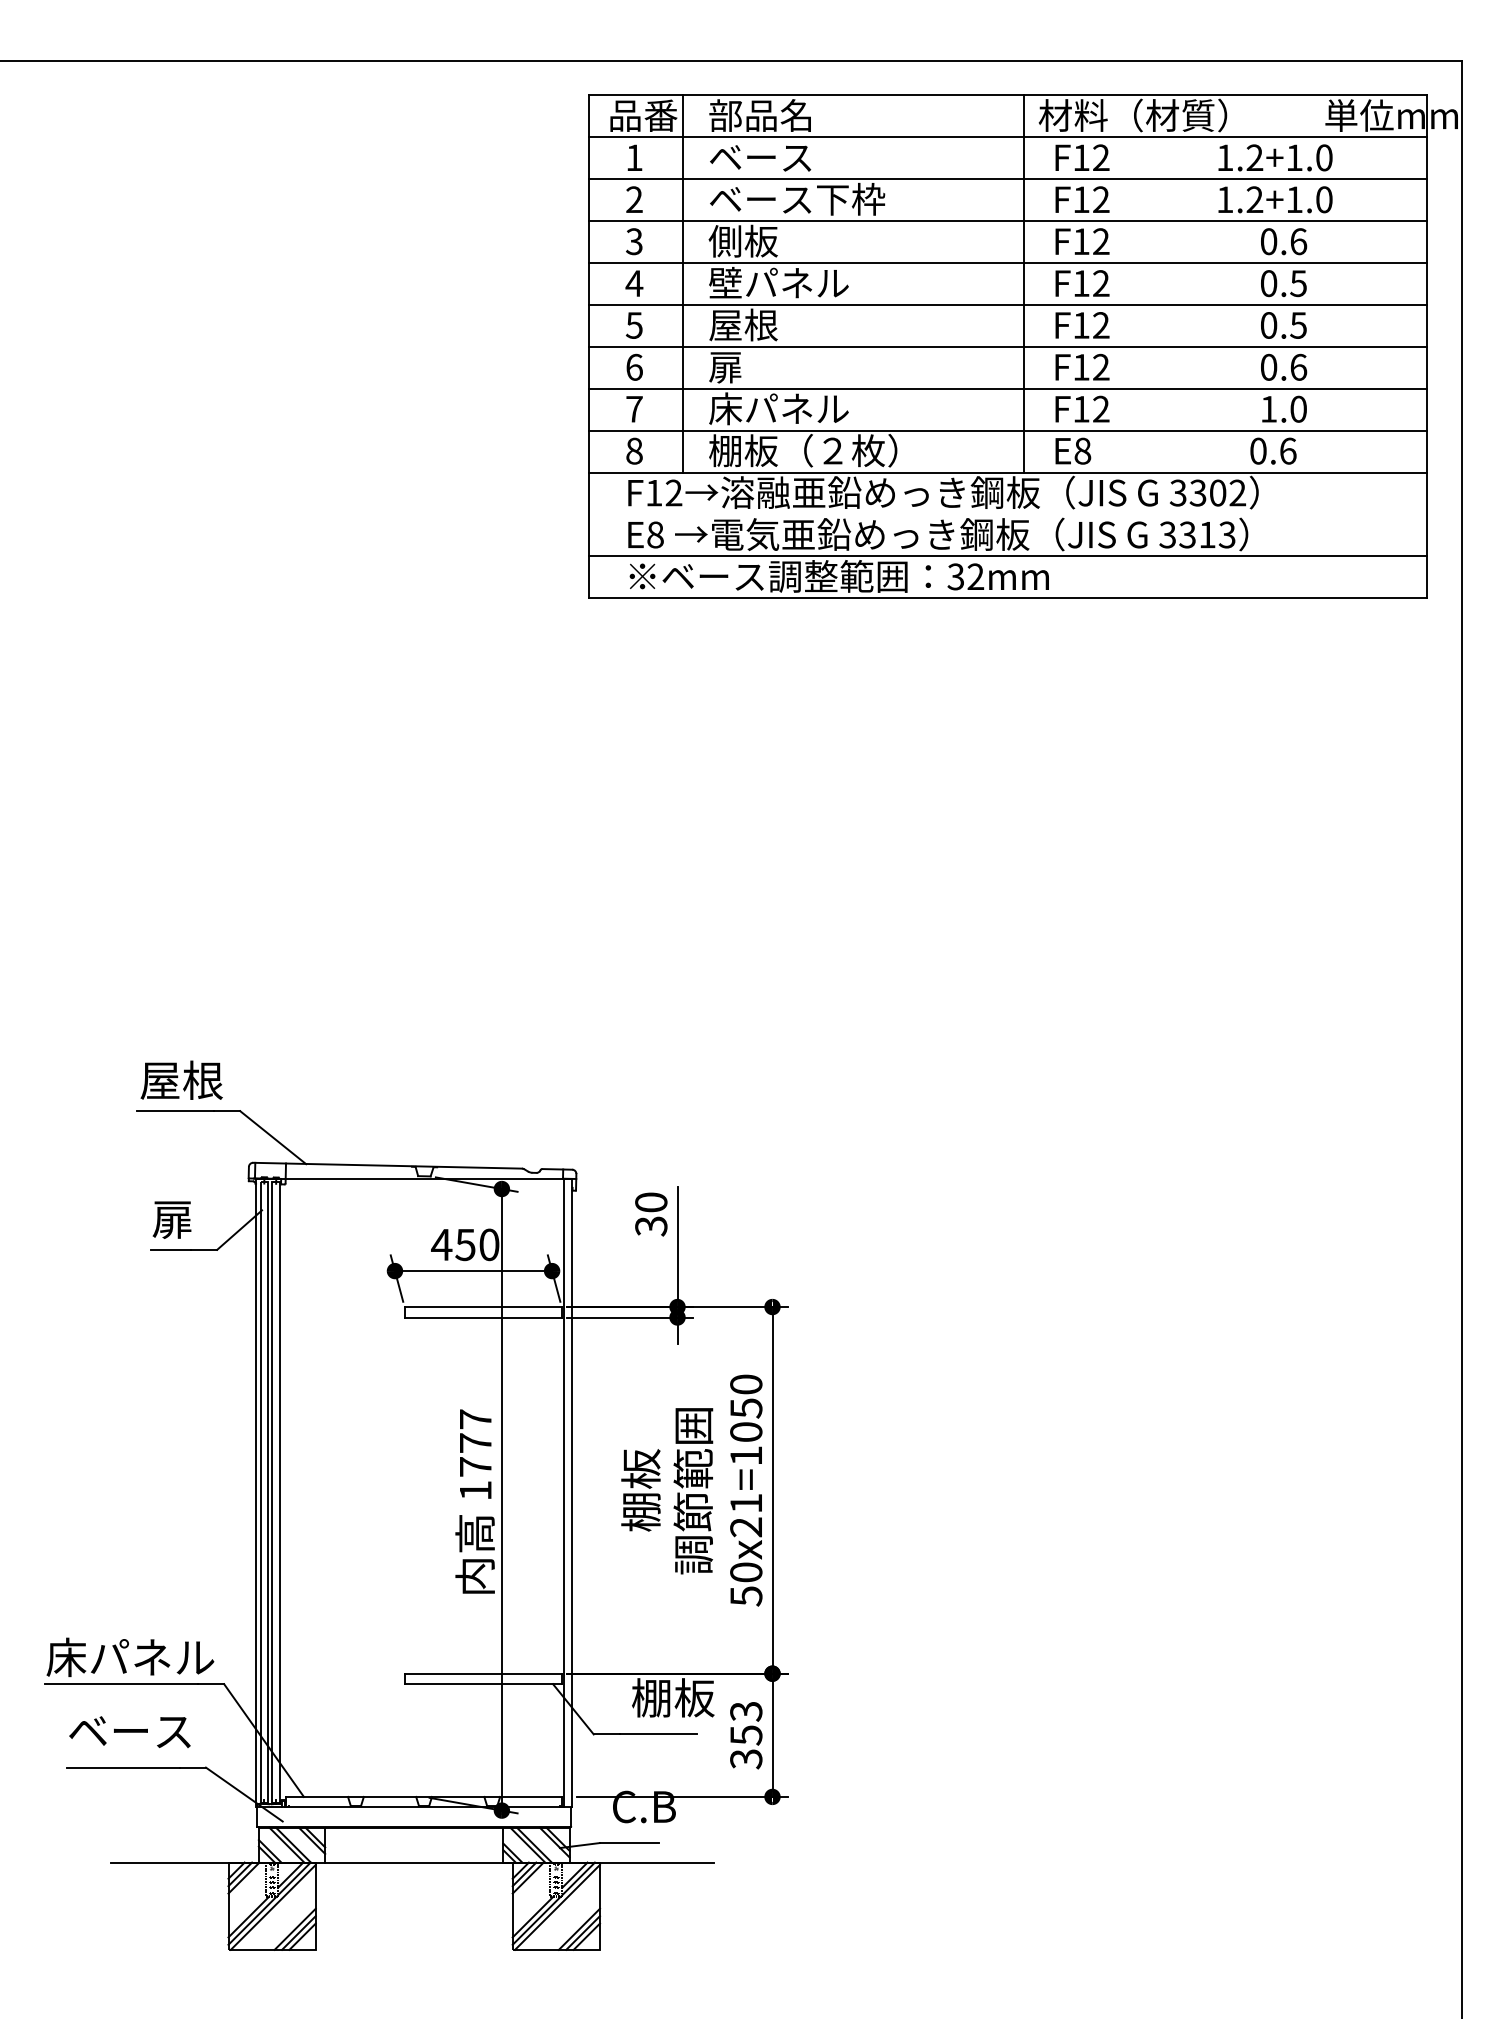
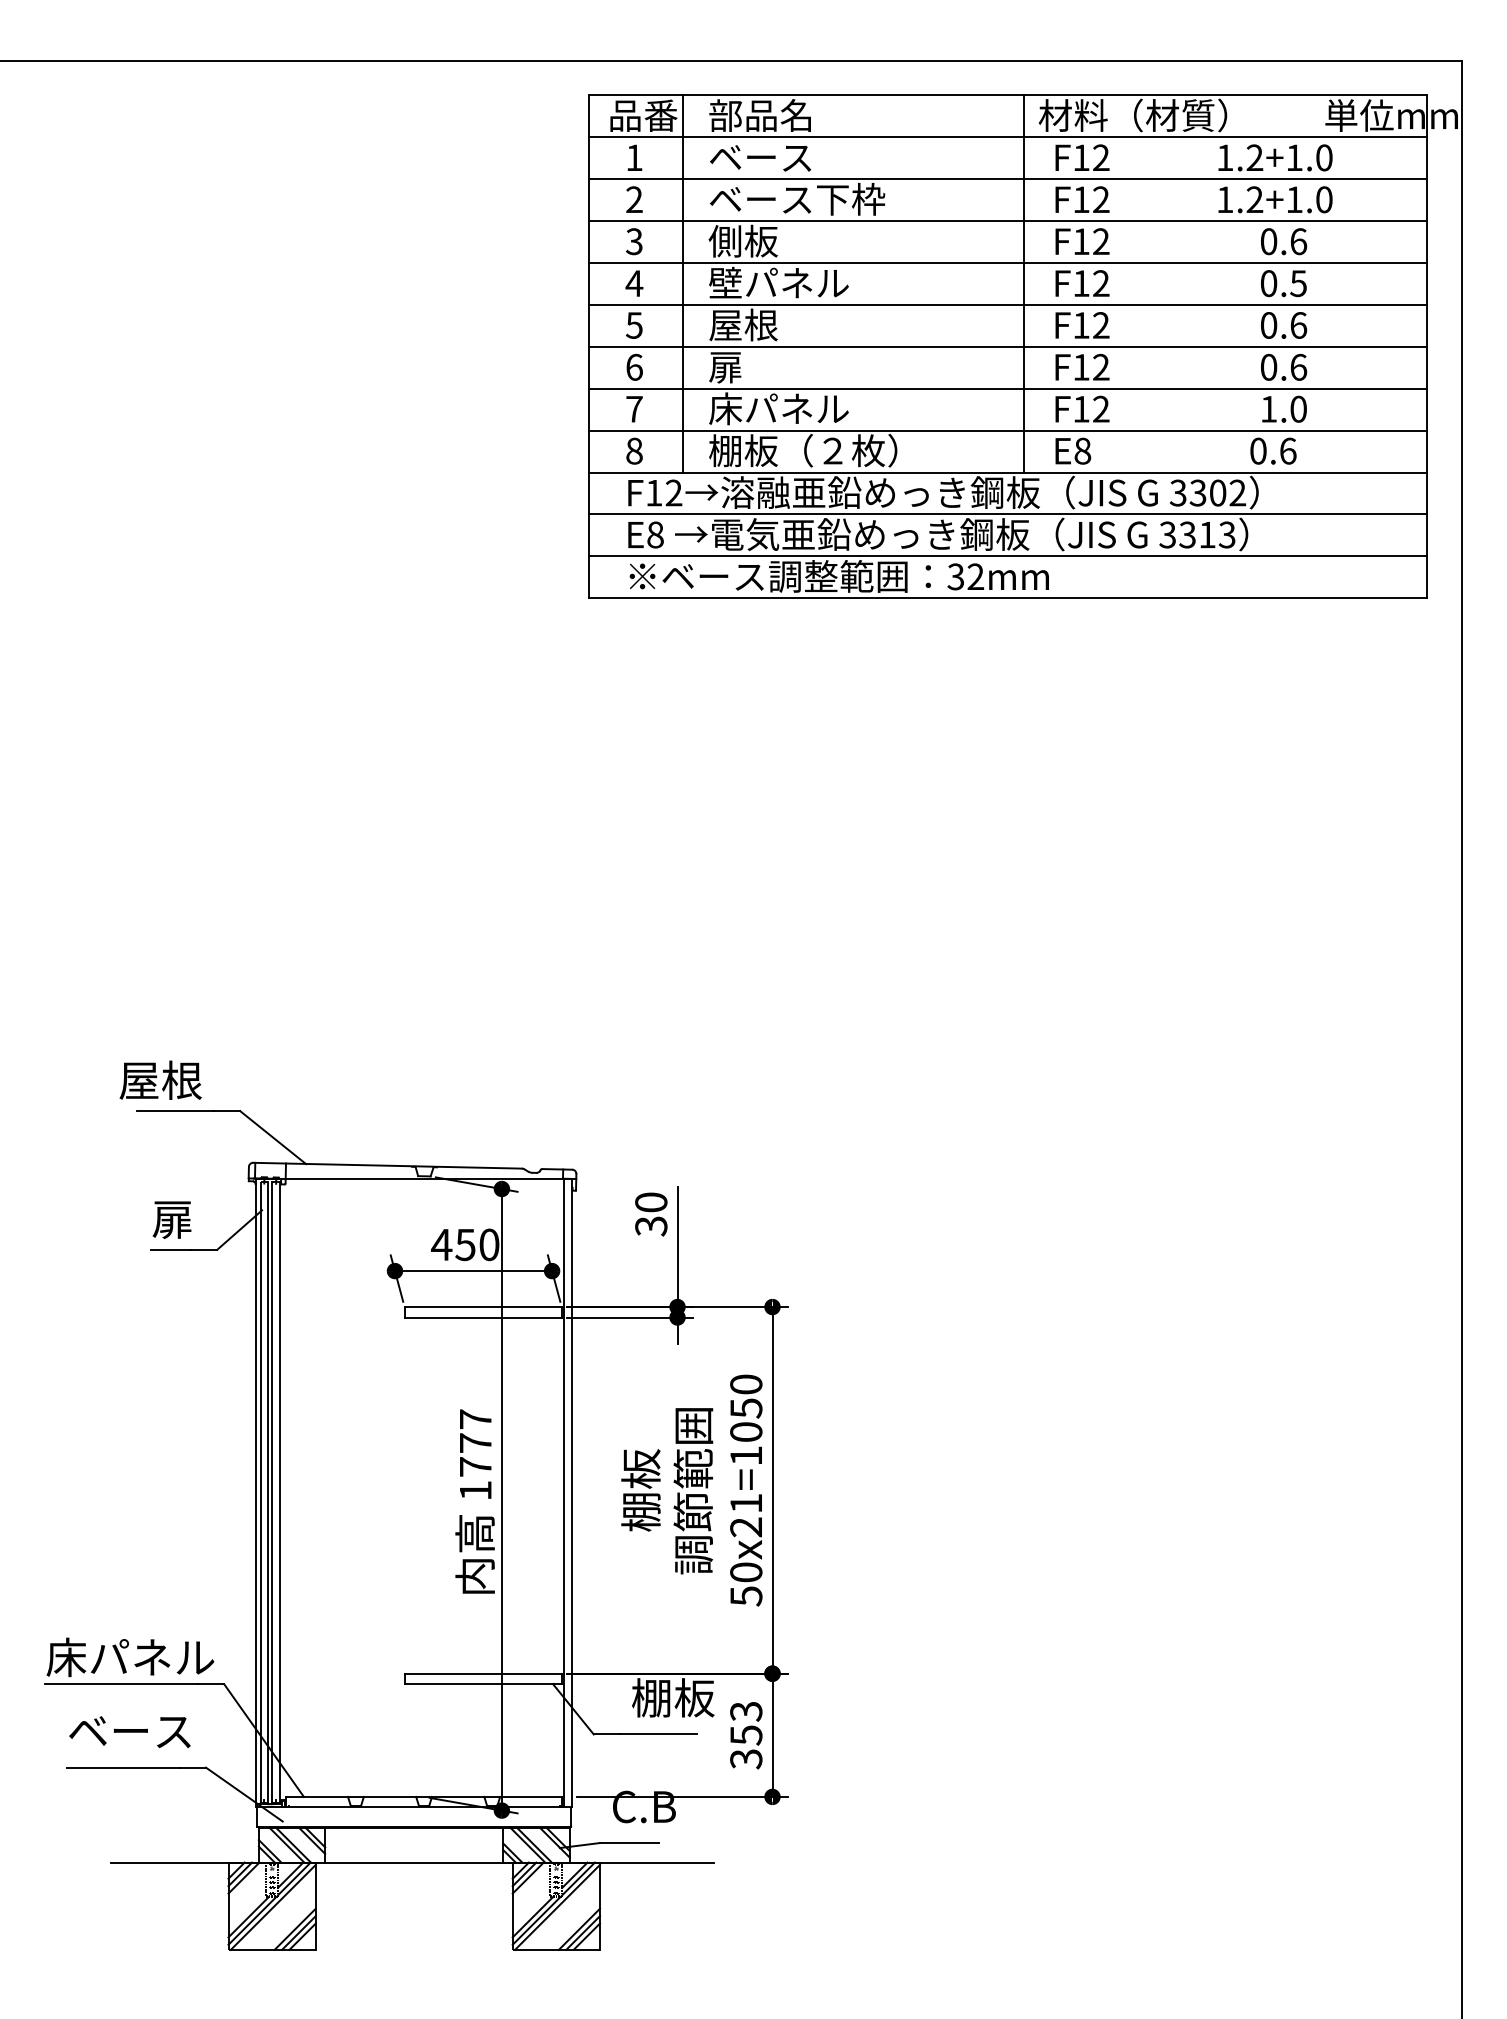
text: 0.5 -> 0.6 (1298, 325)
line: none -> present (1008, 514)
text position: (181, 1079) -> (160, 1079) (160, 1079)
